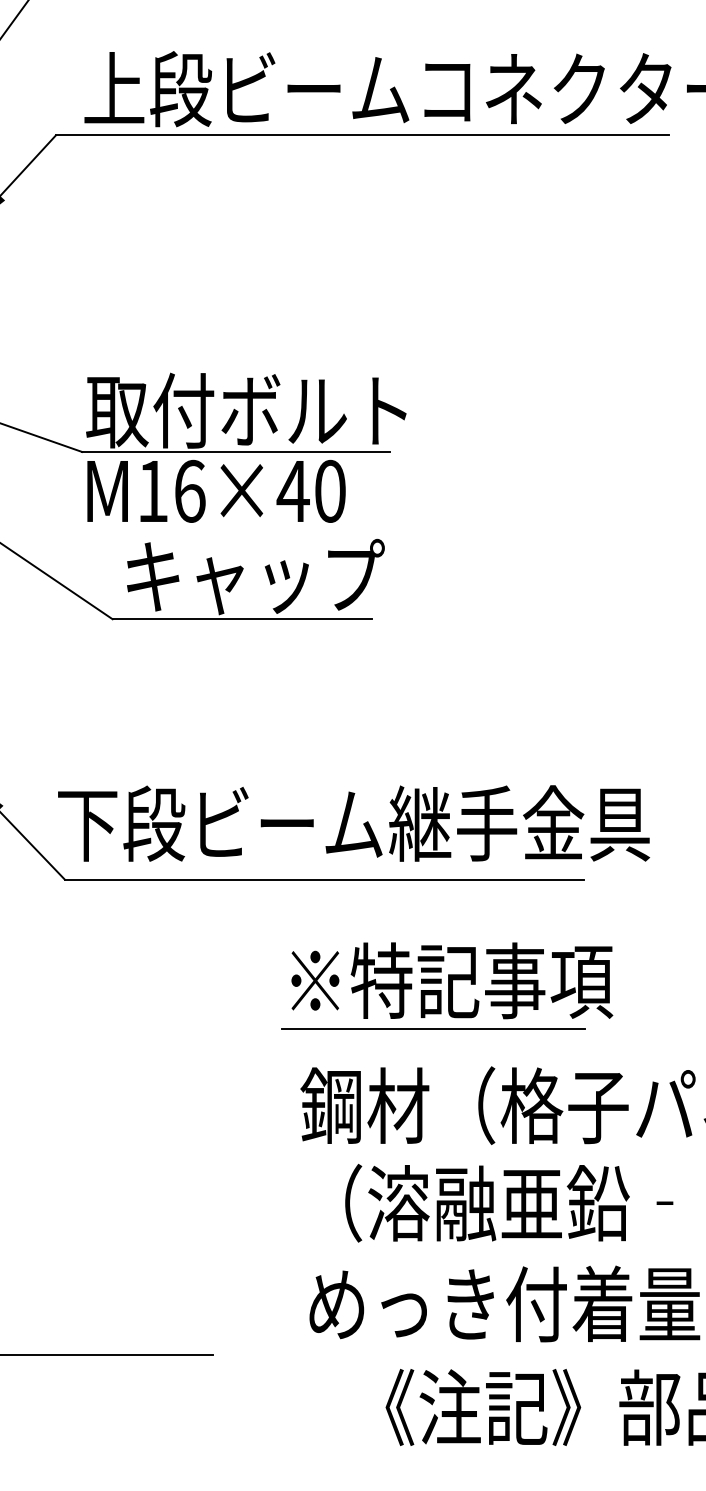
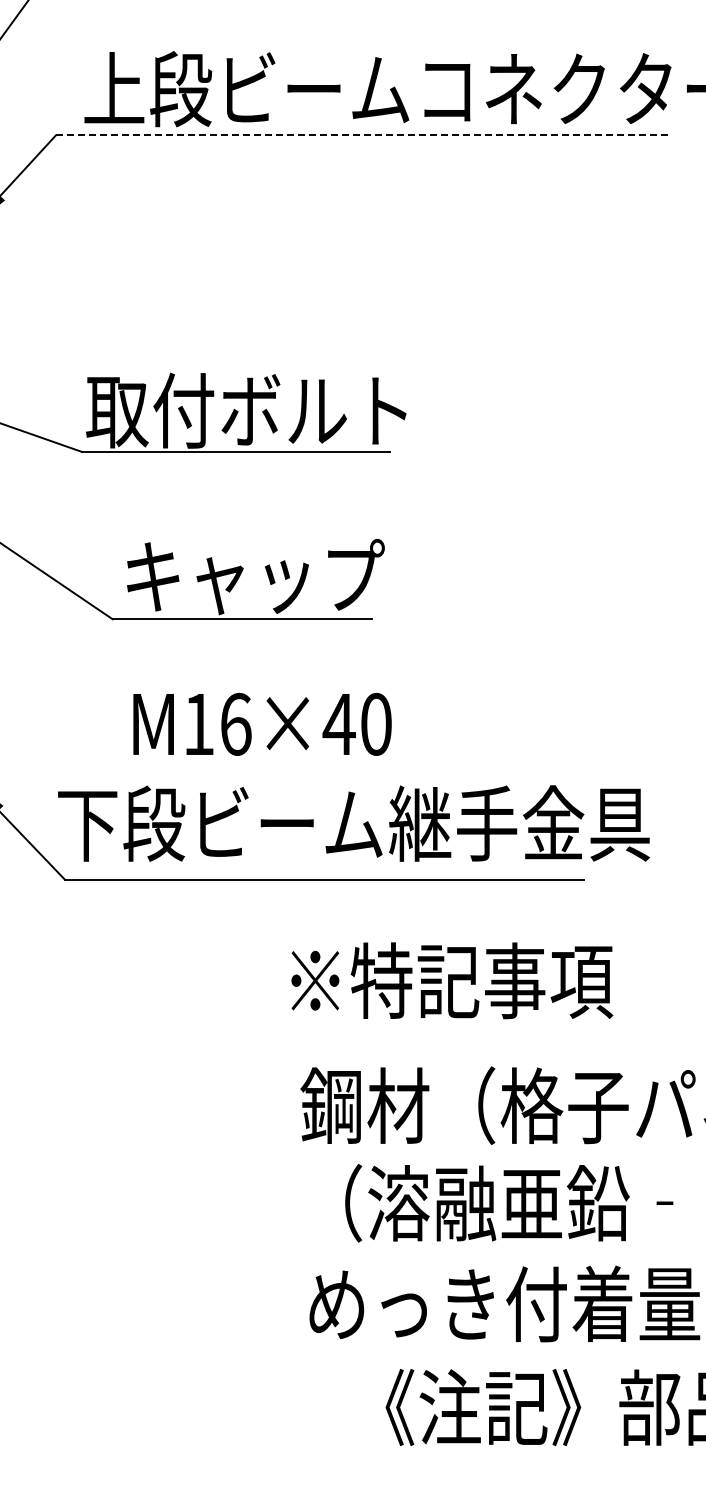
line: solid -> dashed (362, 135)
text position: (216, 491) -> (262, 724) (262, 724)
line: present -> none (433, 1029)
line: present -> none (107, 1355)
